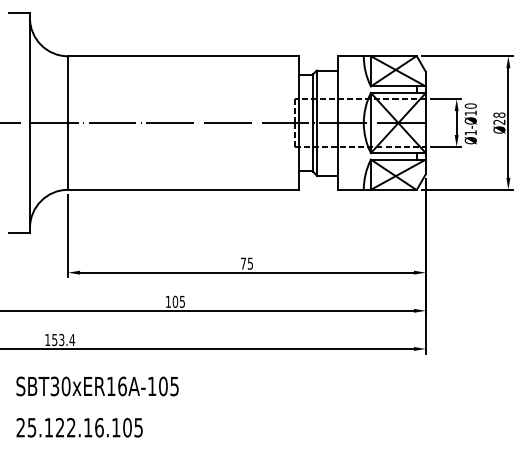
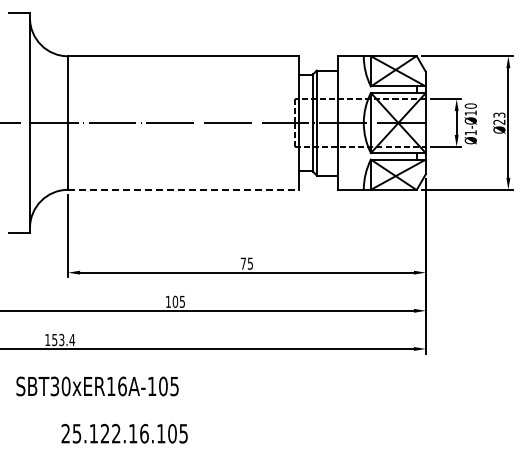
text: 28 -> 23 (499, 114)
line: solid -> dashed (184, 189)
text position: (79, 427) -> (124, 433) (124, 433)
